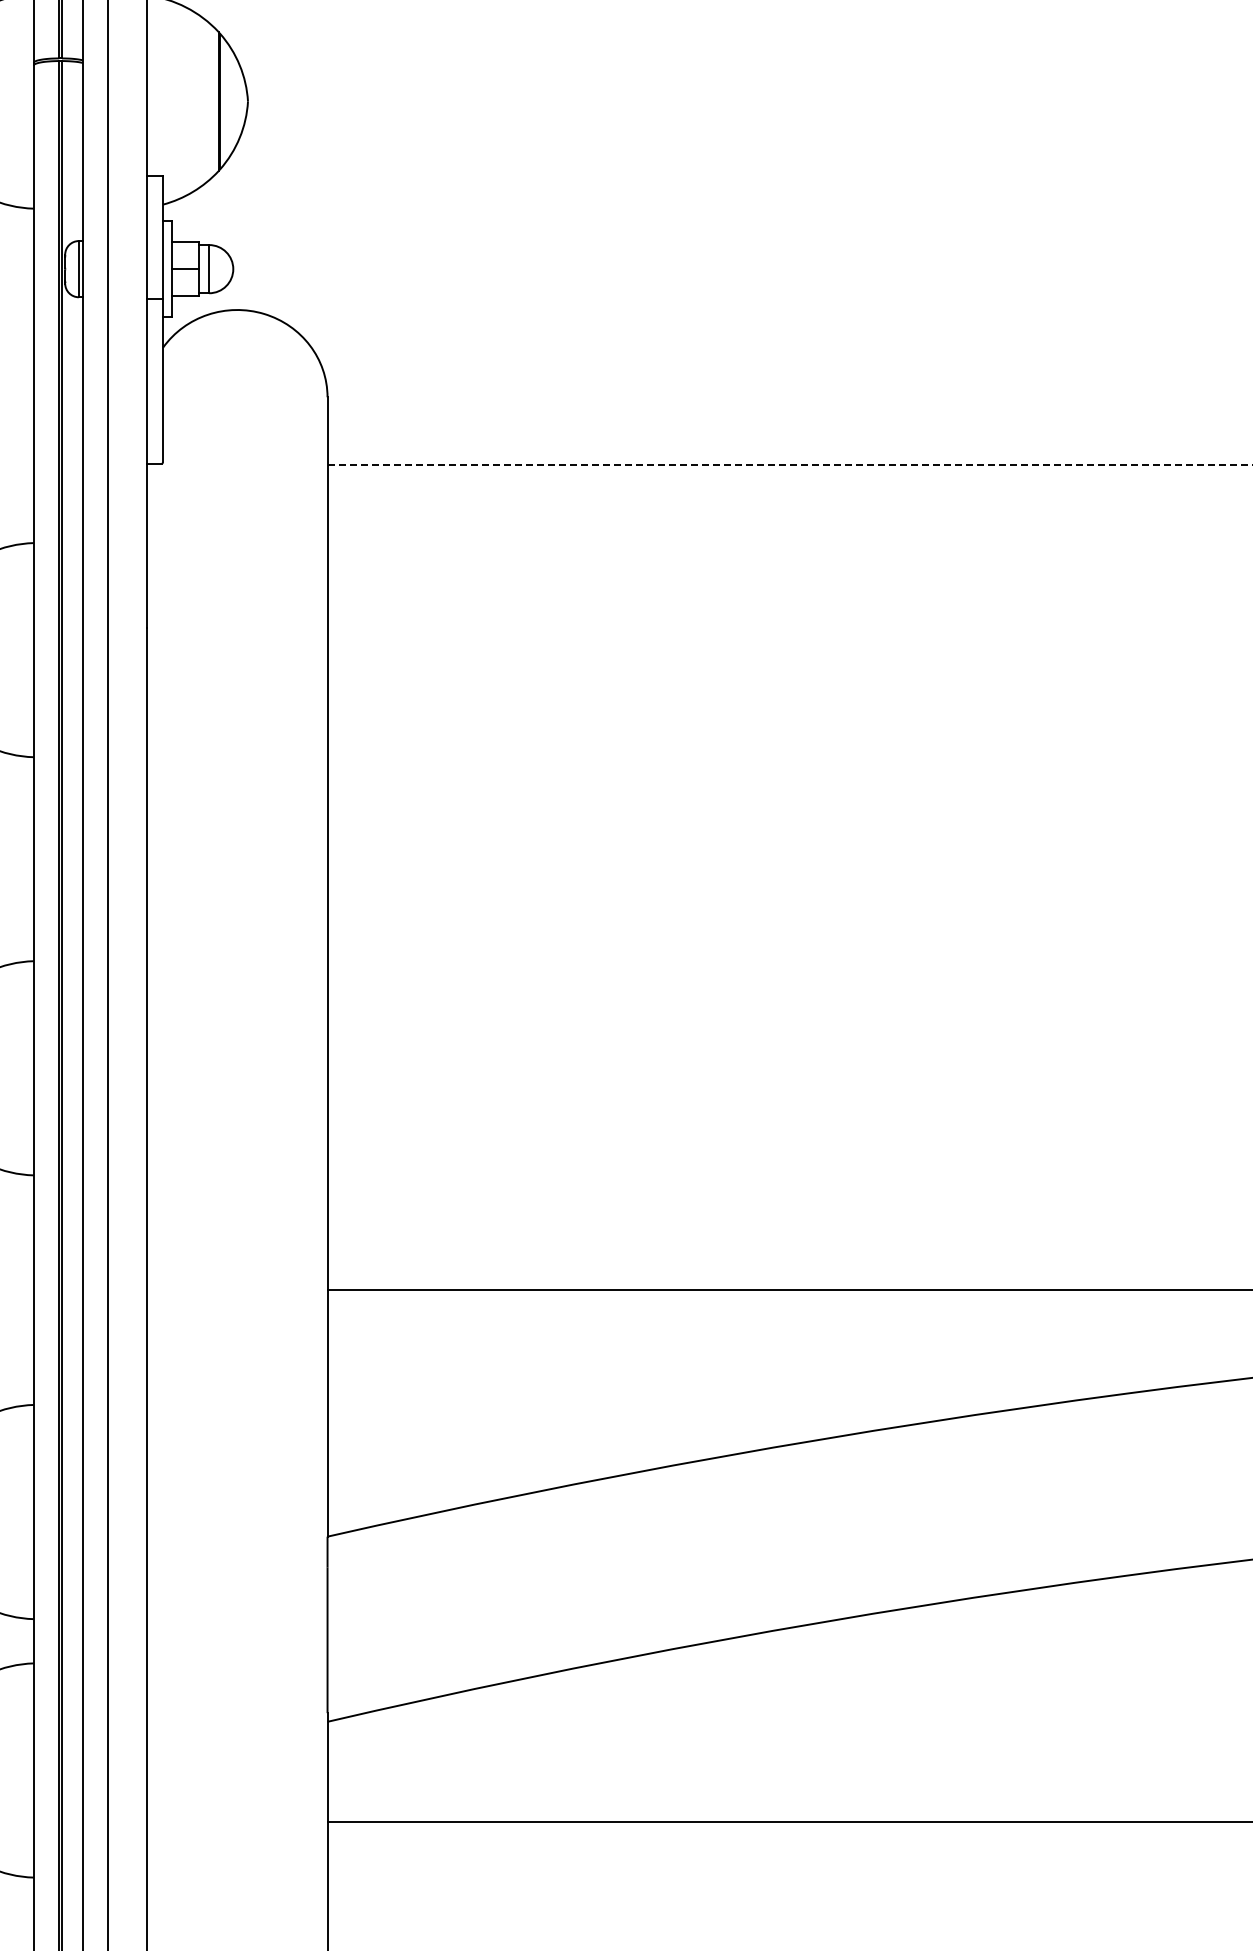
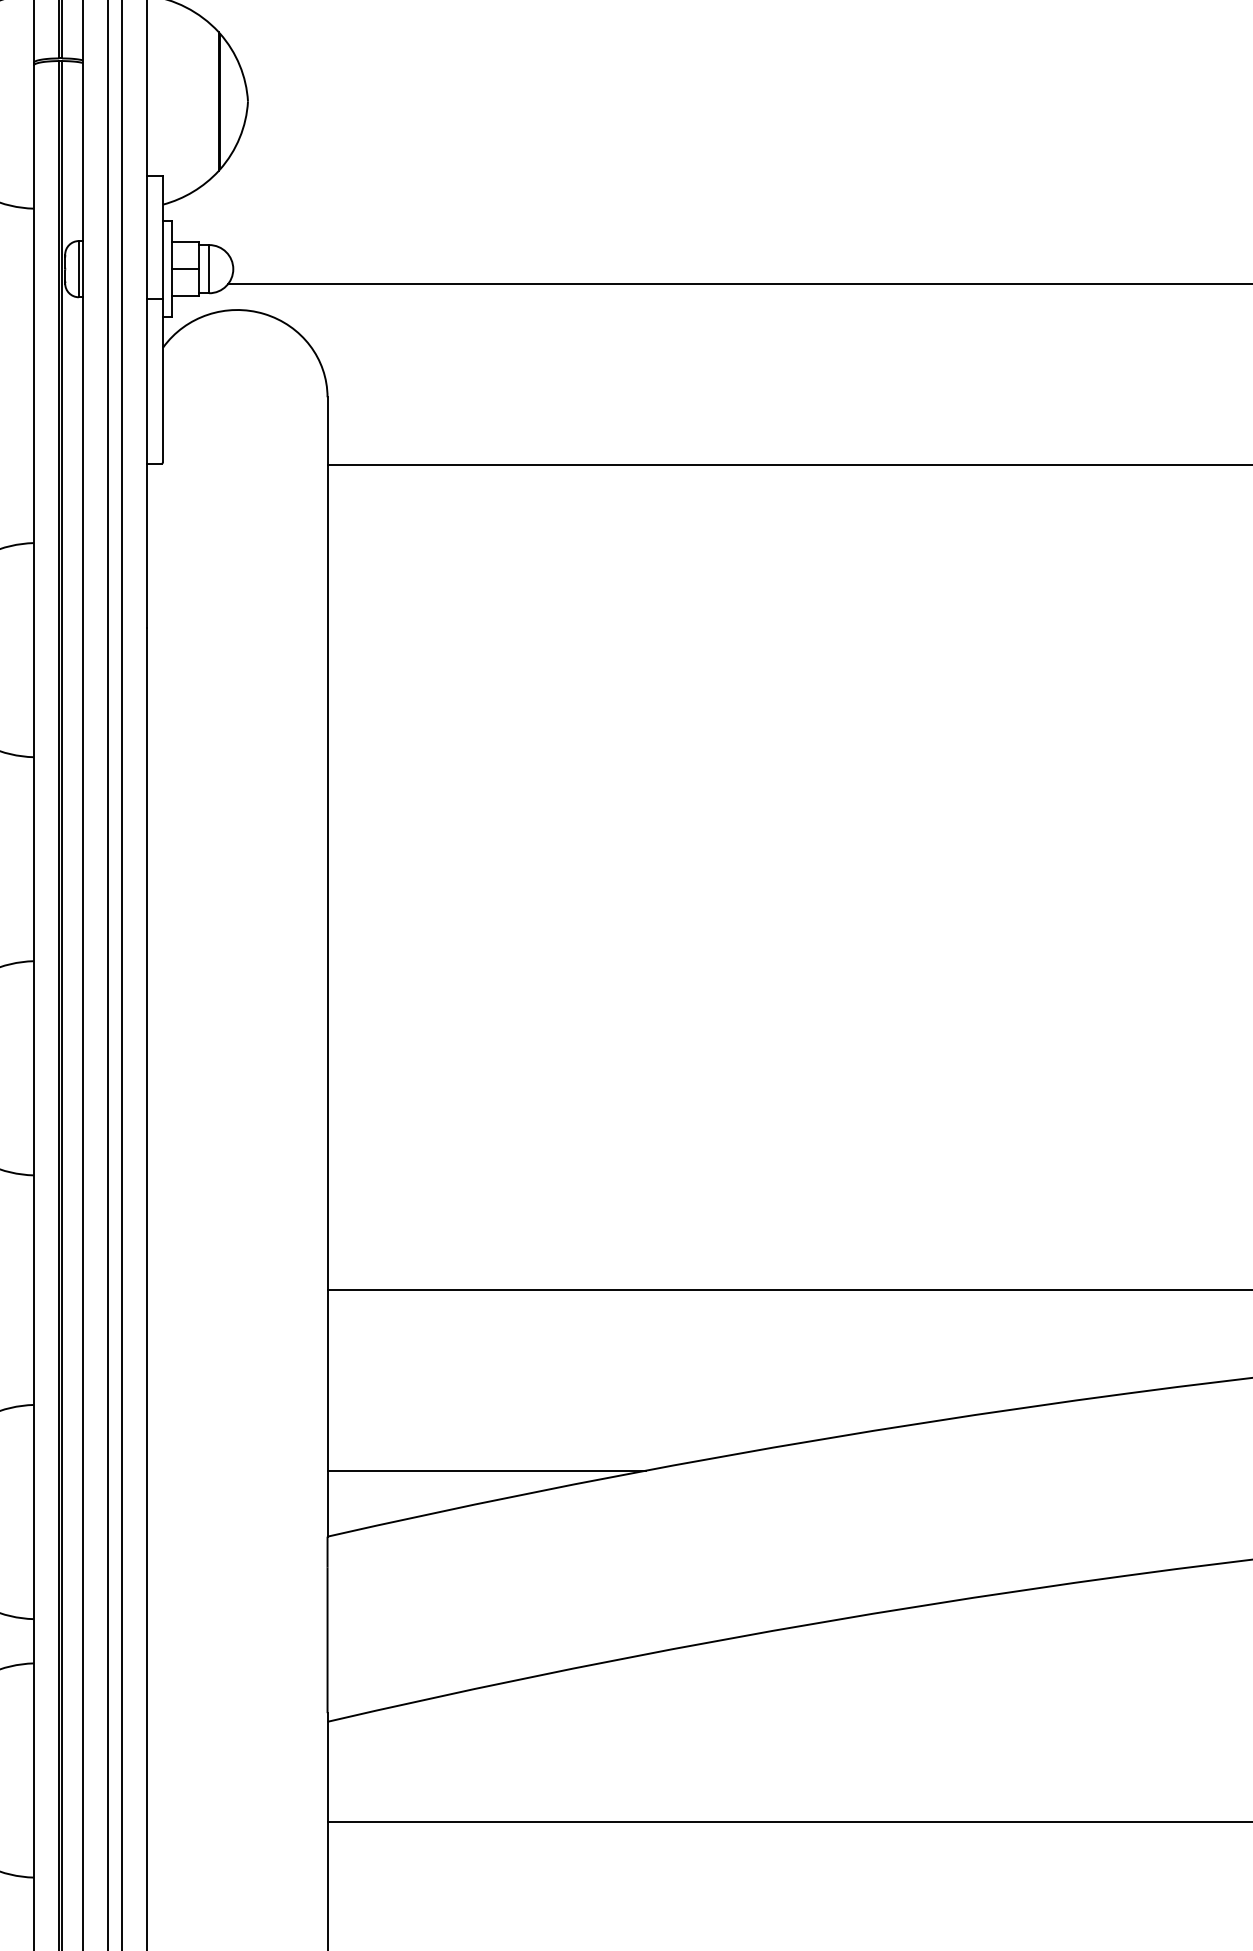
line: none -> present (738, 284)
line: dashed -> solid (790, 464)
line: none -> present (121, 974)
line: none -> present (486, 1470)
